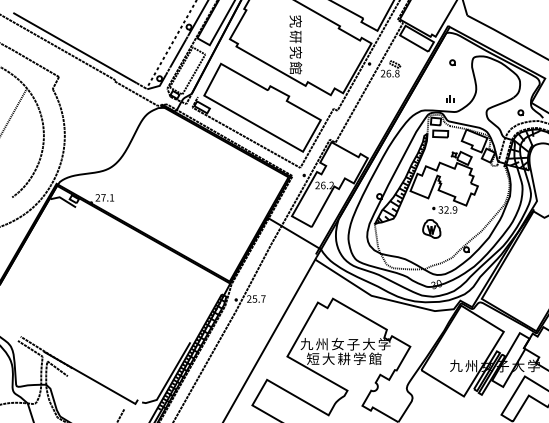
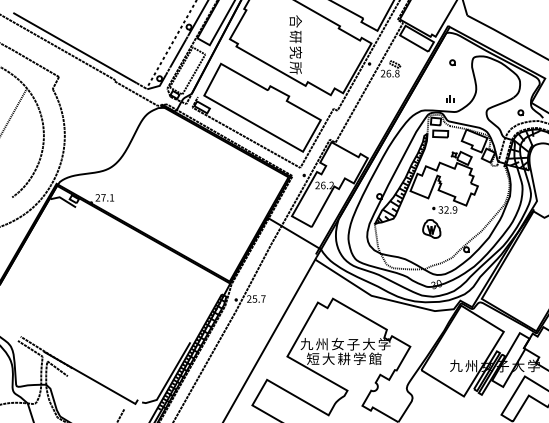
text: 究 -> 合 (295, 21)
text: 館 -> 所 (295, 67)
